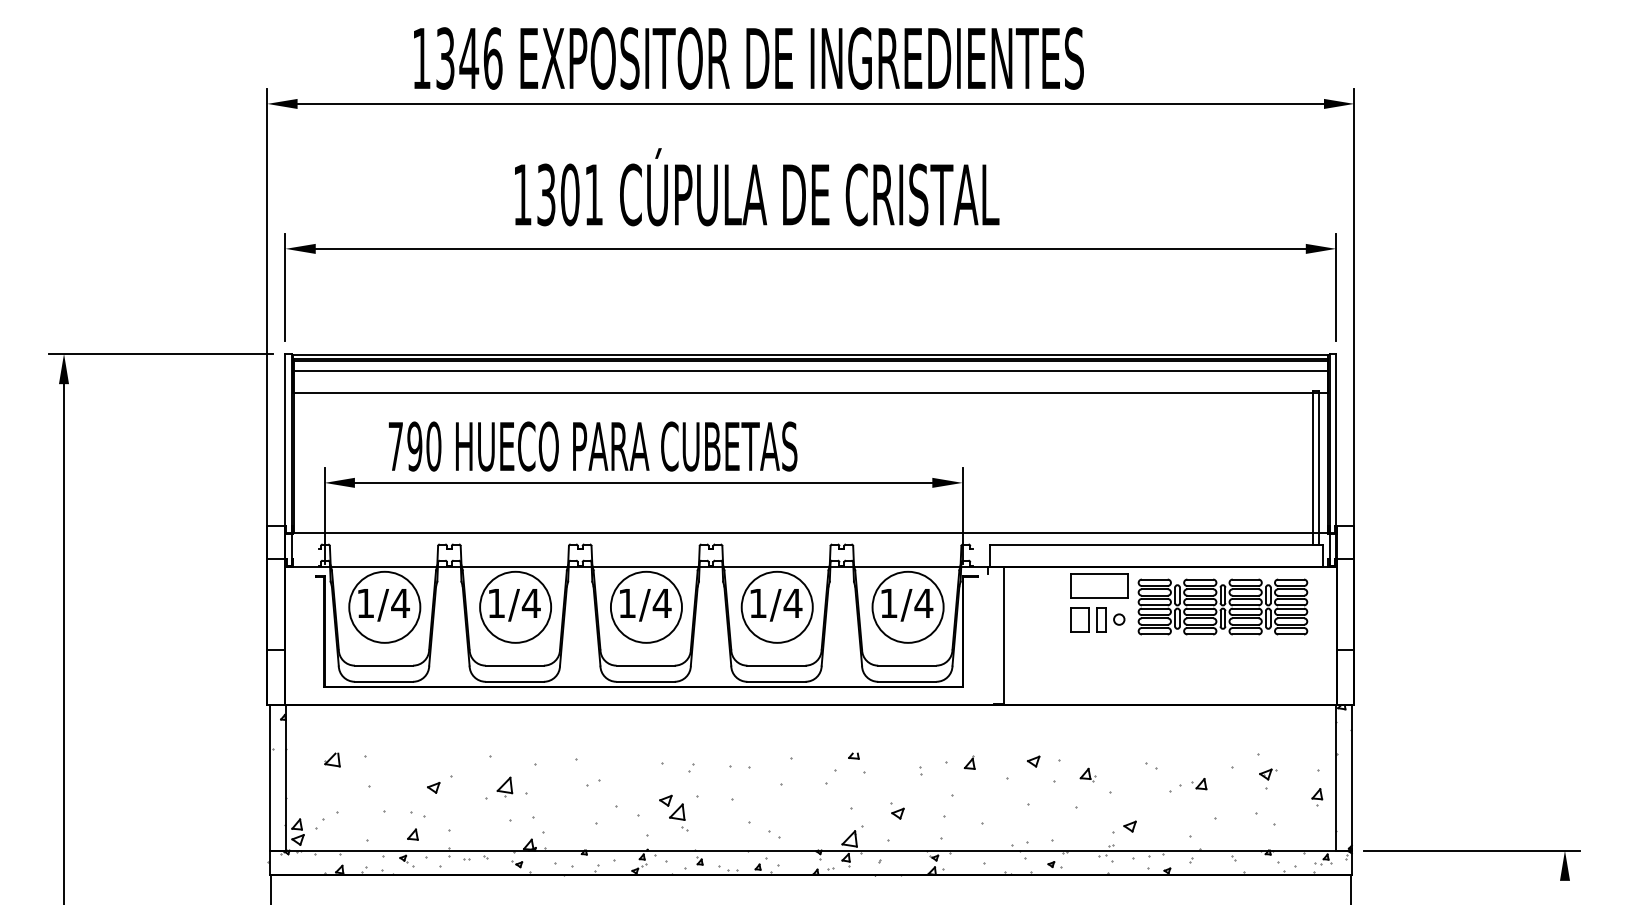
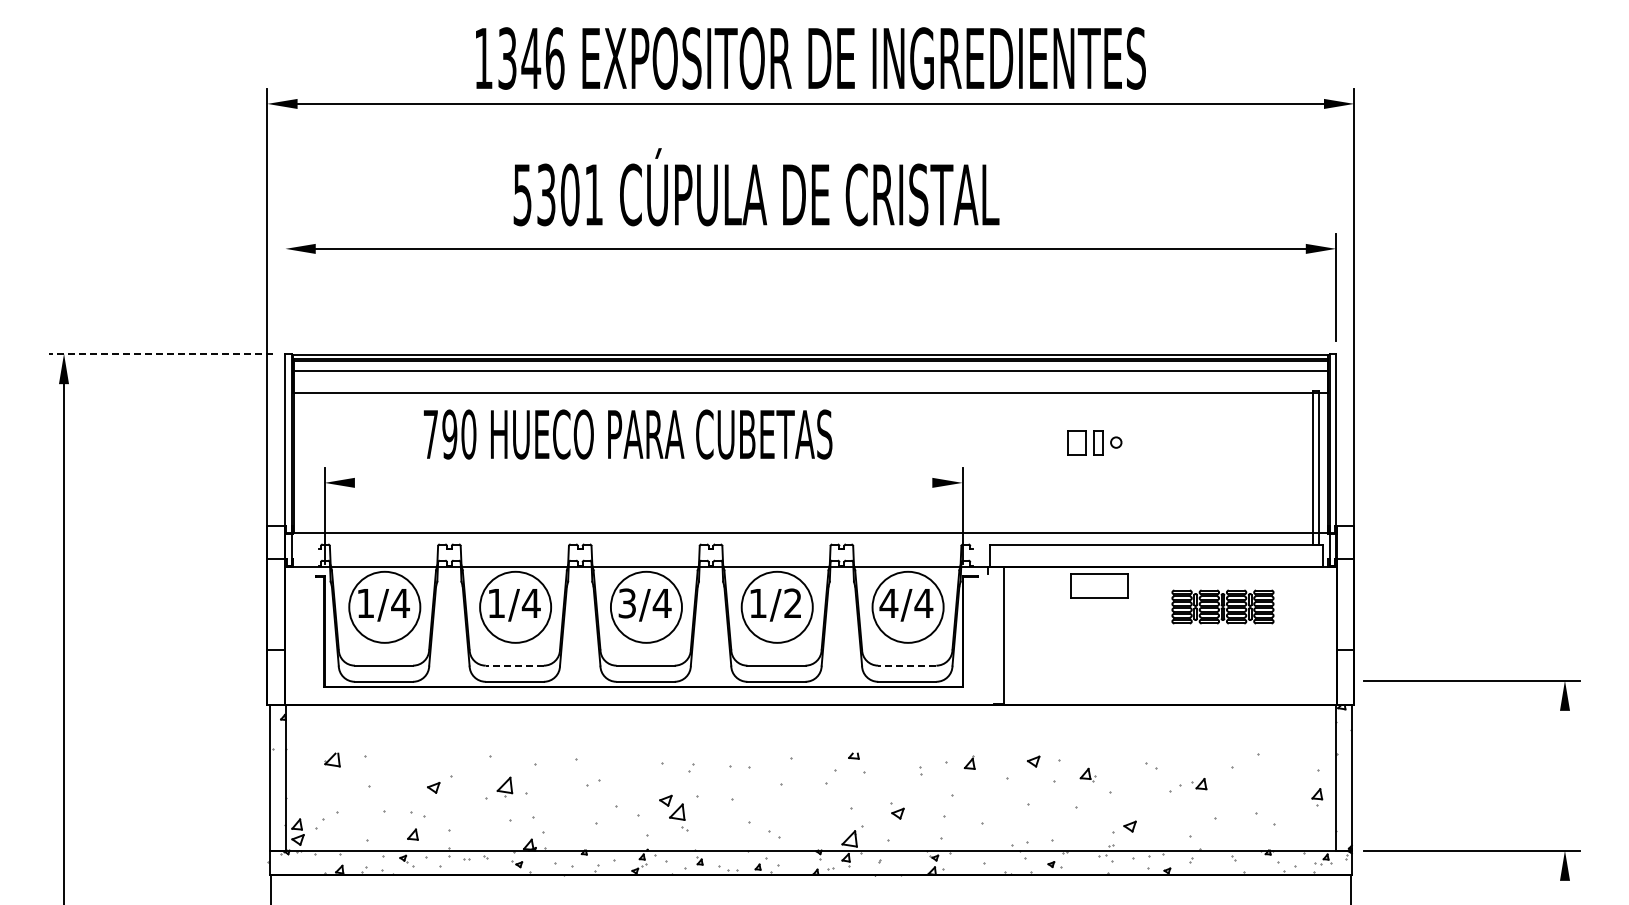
text position: (748, 58) -> (810, 58) (810, 58)
text: 1301 -> 5301 (522, 195)
line: present -> none (285, 287)
line: solid -> dashed (160, 353)
text position: (592, 446) -> (627, 434) (627, 434)
line: present -> none (643, 482)
text: 1/4 -> 1/2 (792, 602)
text: 1/4 -> 3/4 (626, 603)
text: 1/4 -> 4/4 (888, 603)
part size: 172x58 px -> 104x36 px (1222, 606)
part position: (1097, 619) -> (1094, 442) (1094, 442)
line: solid -> dashed (514, 665)
line: solid -> dashed (906, 665)
part: none -> present (1471, 681)
part: present -> none (1268, 778)
